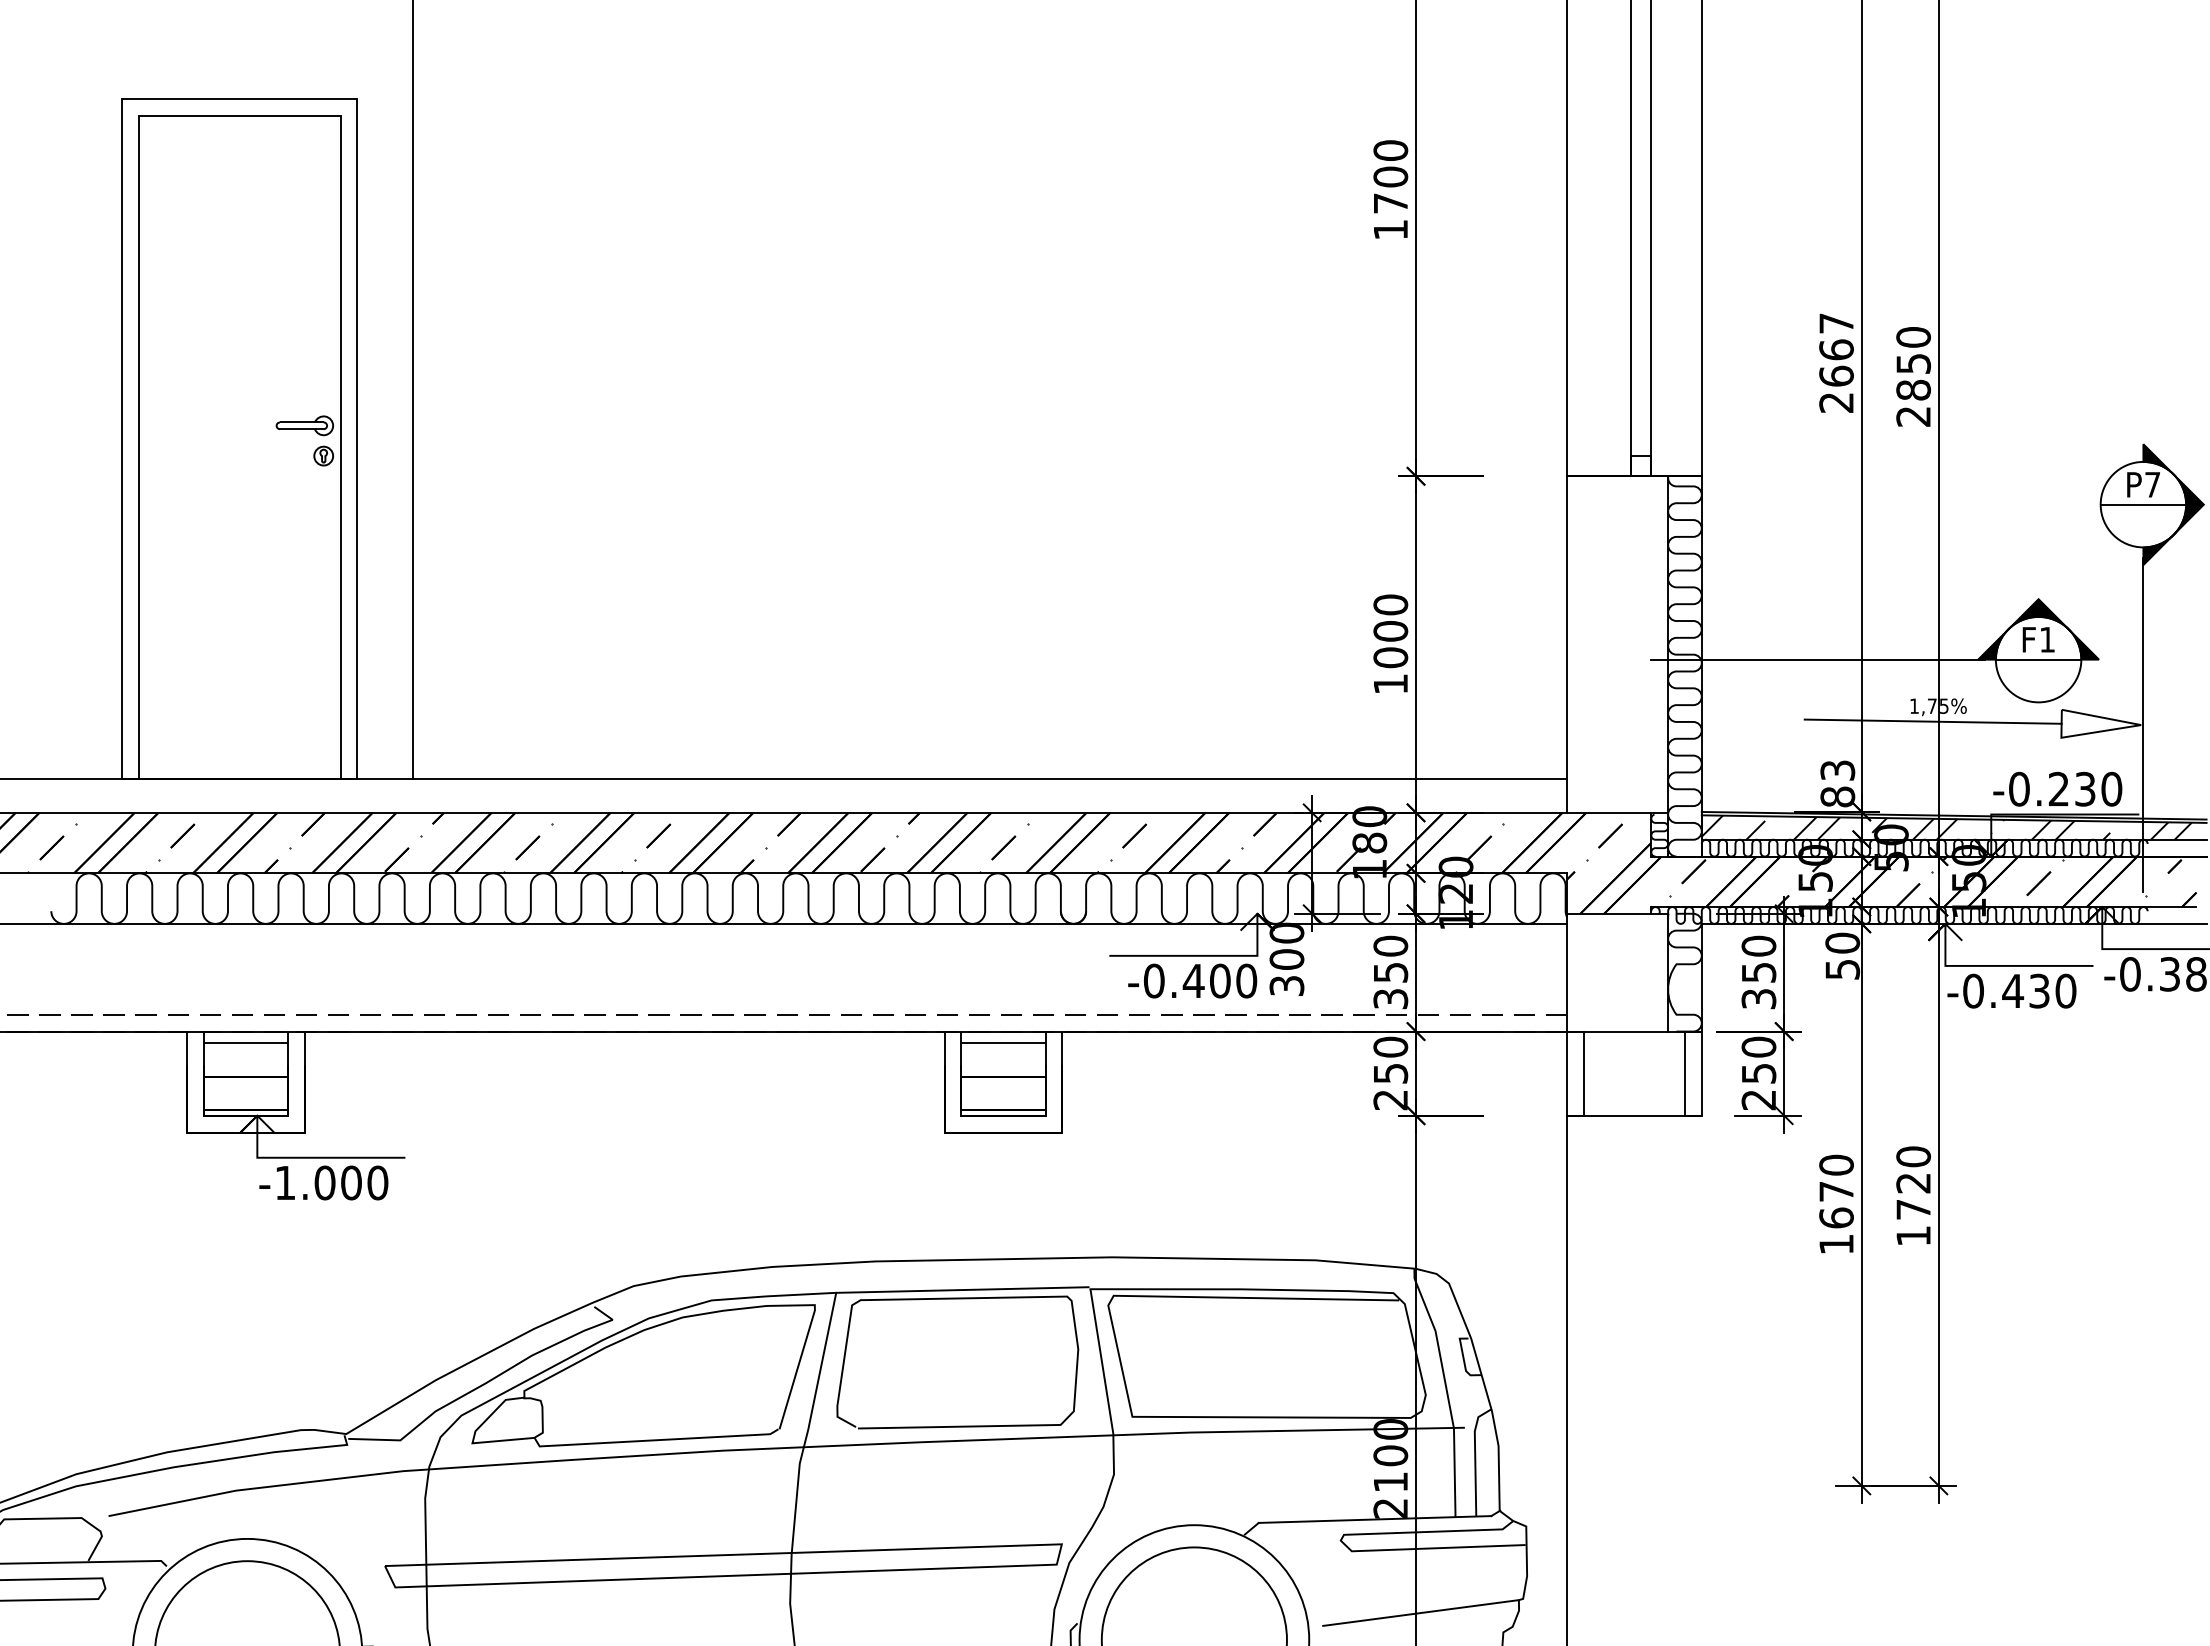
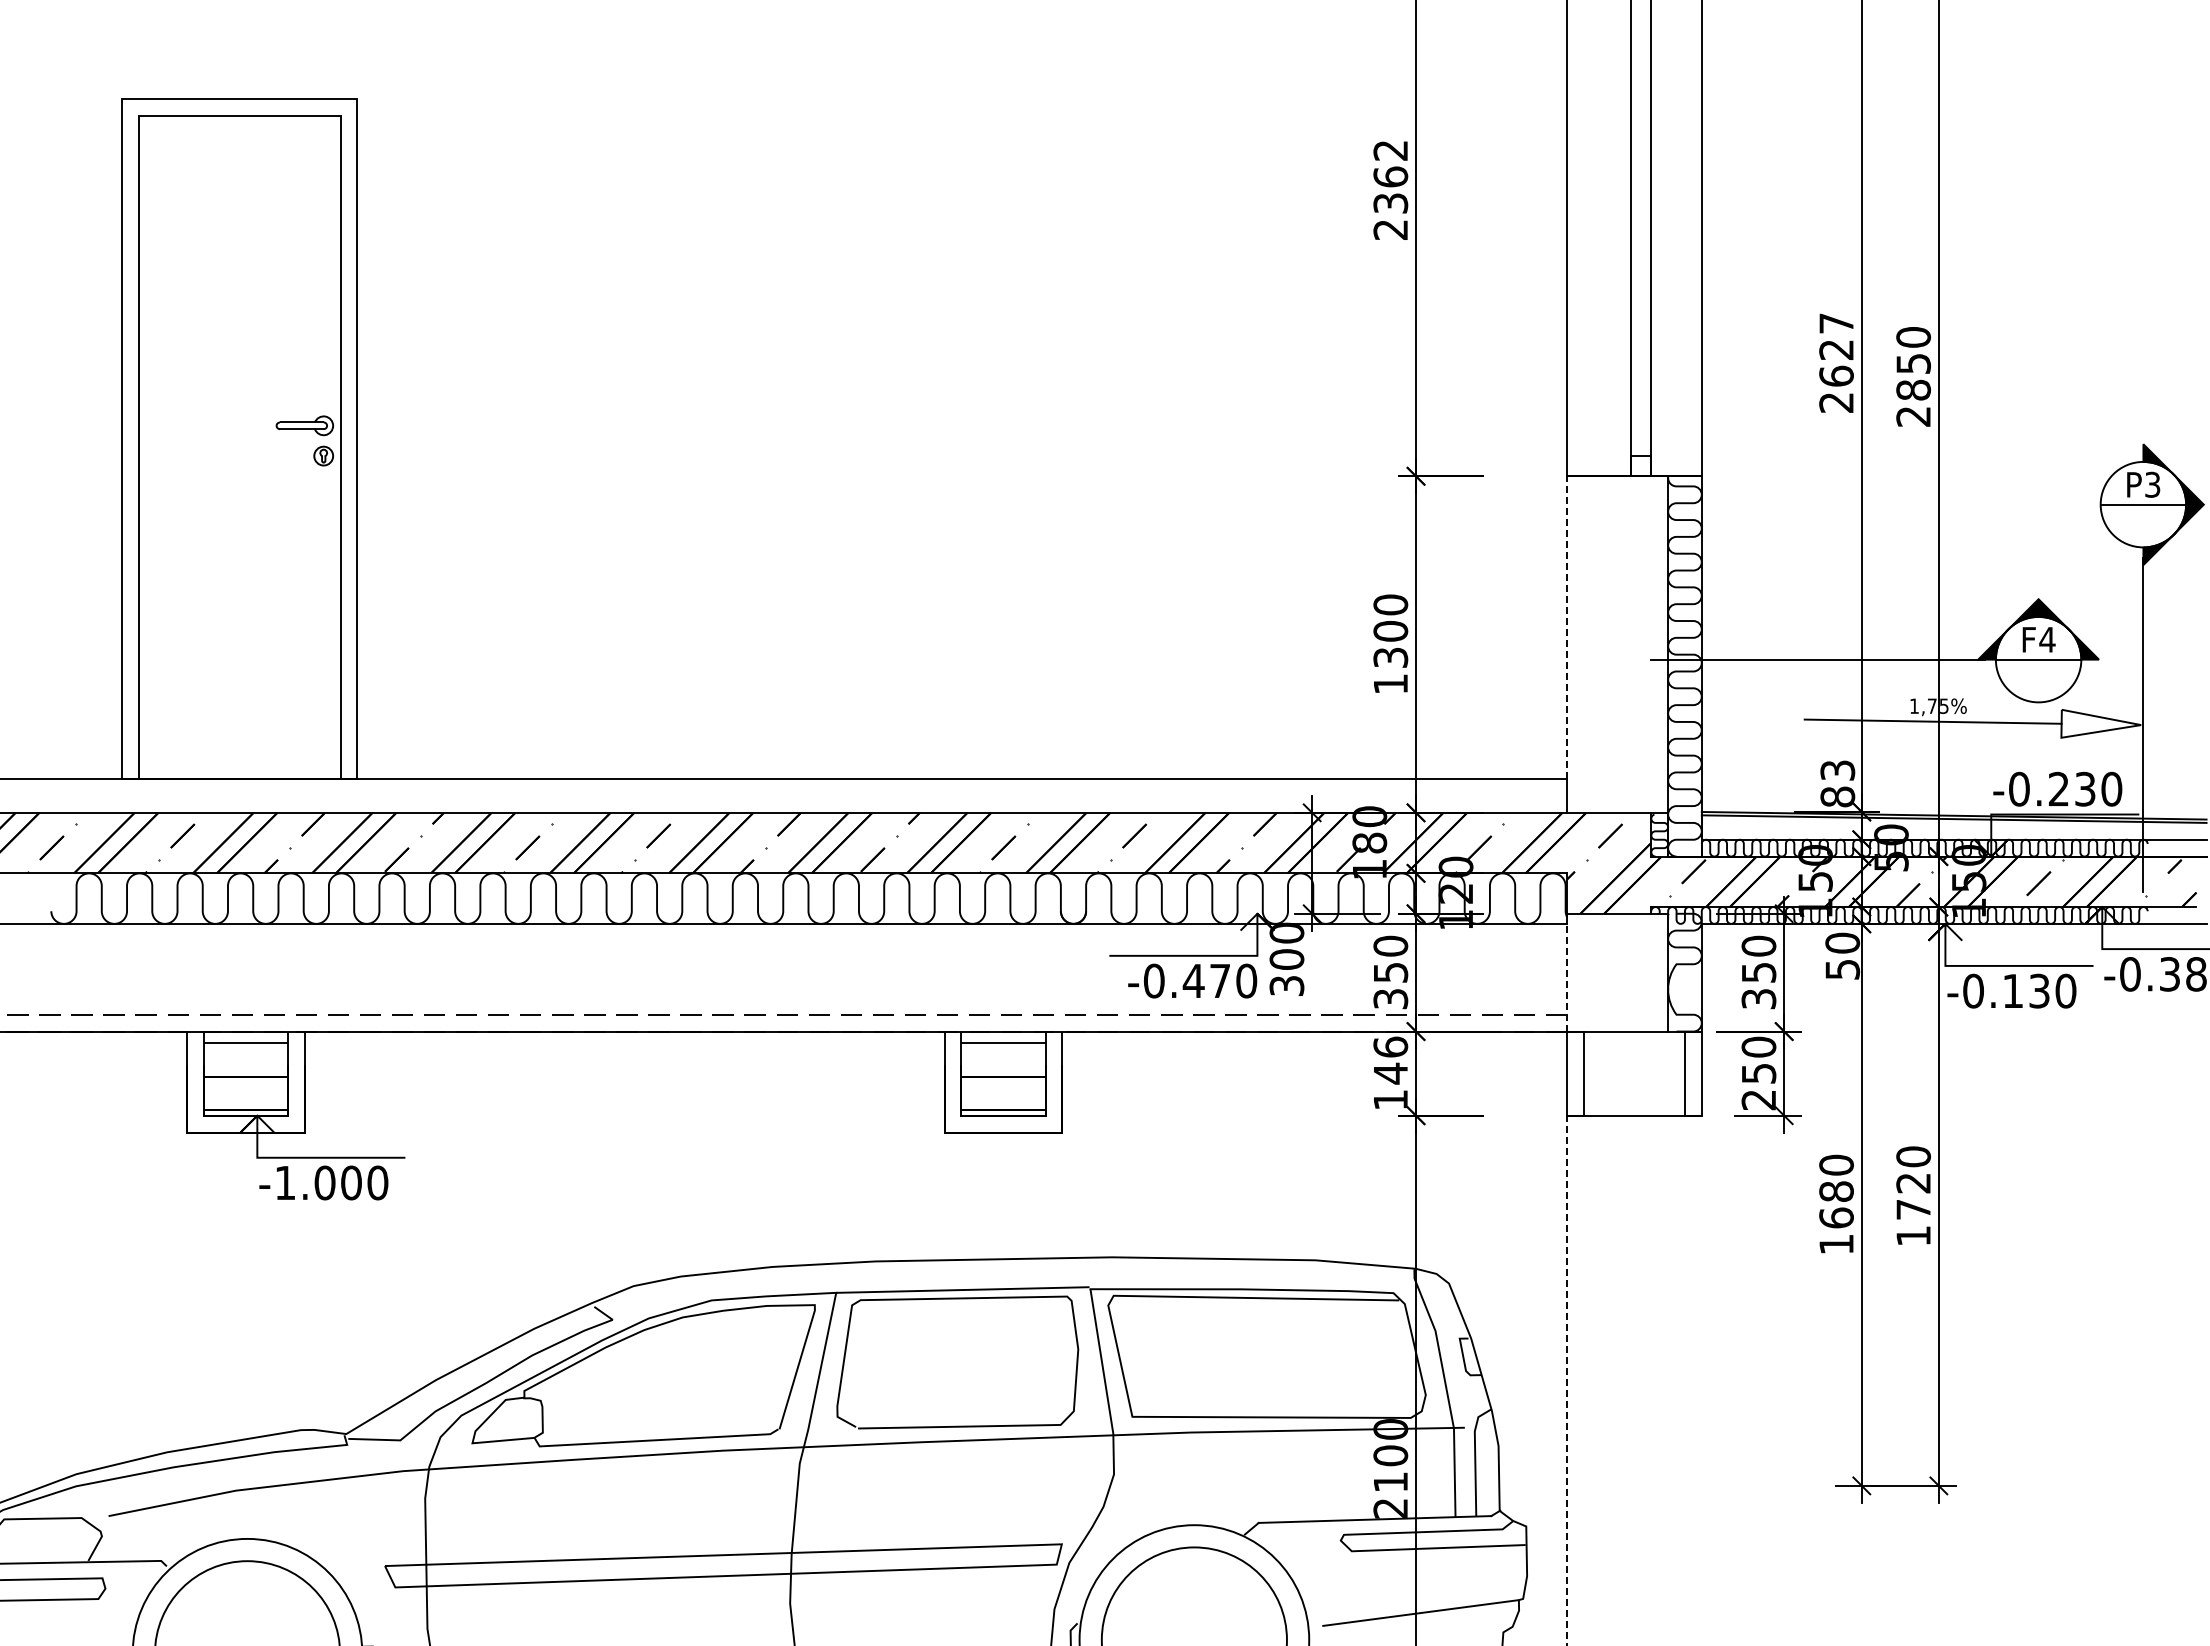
text: 1700 -> 2362 (1390, 189)
text: 2667 -> 2627 (1836, 349)
line: present -> none (412, 390)
text: P7 -> P3 (2152, 484)
line: solid -> dashed (1567, 627)
text: F1 -> F4 (2047, 639)
text: 1000 -> 1300 (1390, 657)
hatch: present -> none (1946, 827)
line: solid -> dashed (1567, 977)
text: -0.400 -> -0.470 (1220, 980)
text: -0.430 -> -0.130 (2013, 990)
text: 250 -> 146 (1390, 1073)
text: 1670 -> 1680 (1836, 1191)
line: solid -> dashed (1567, 1380)
